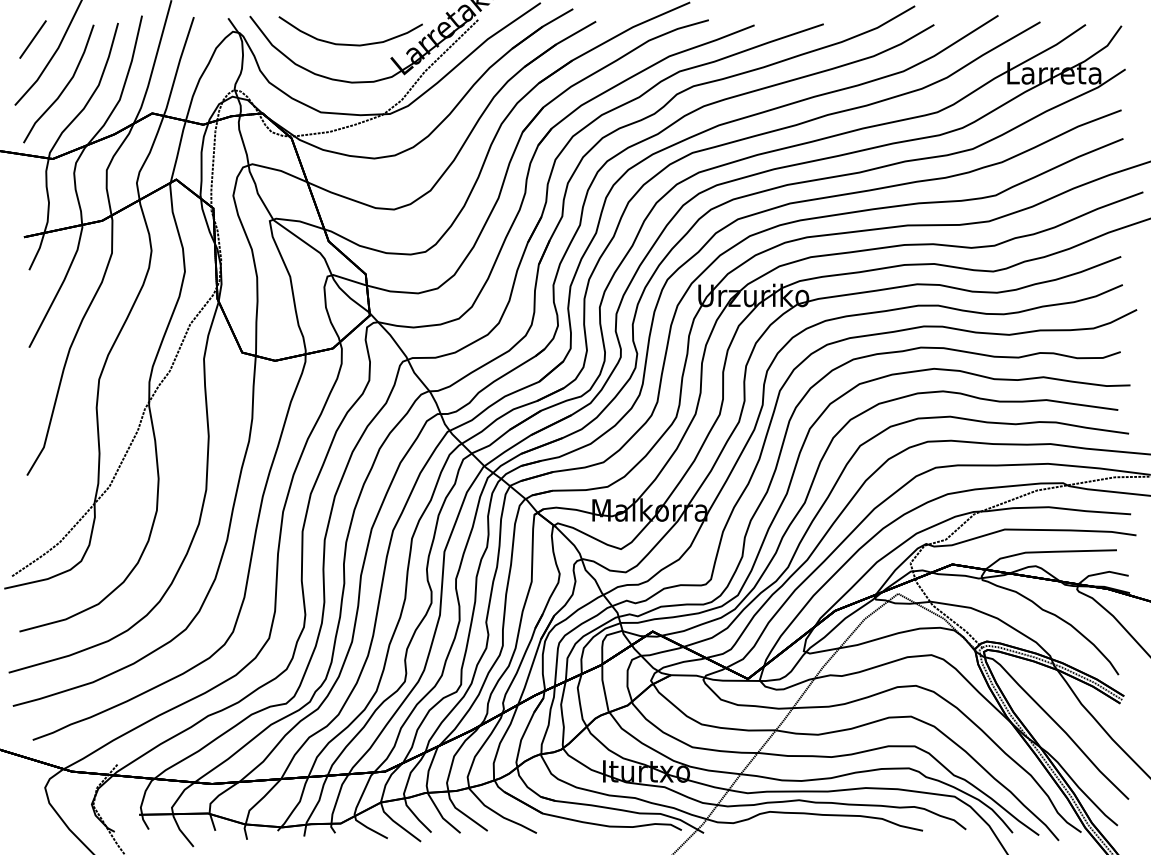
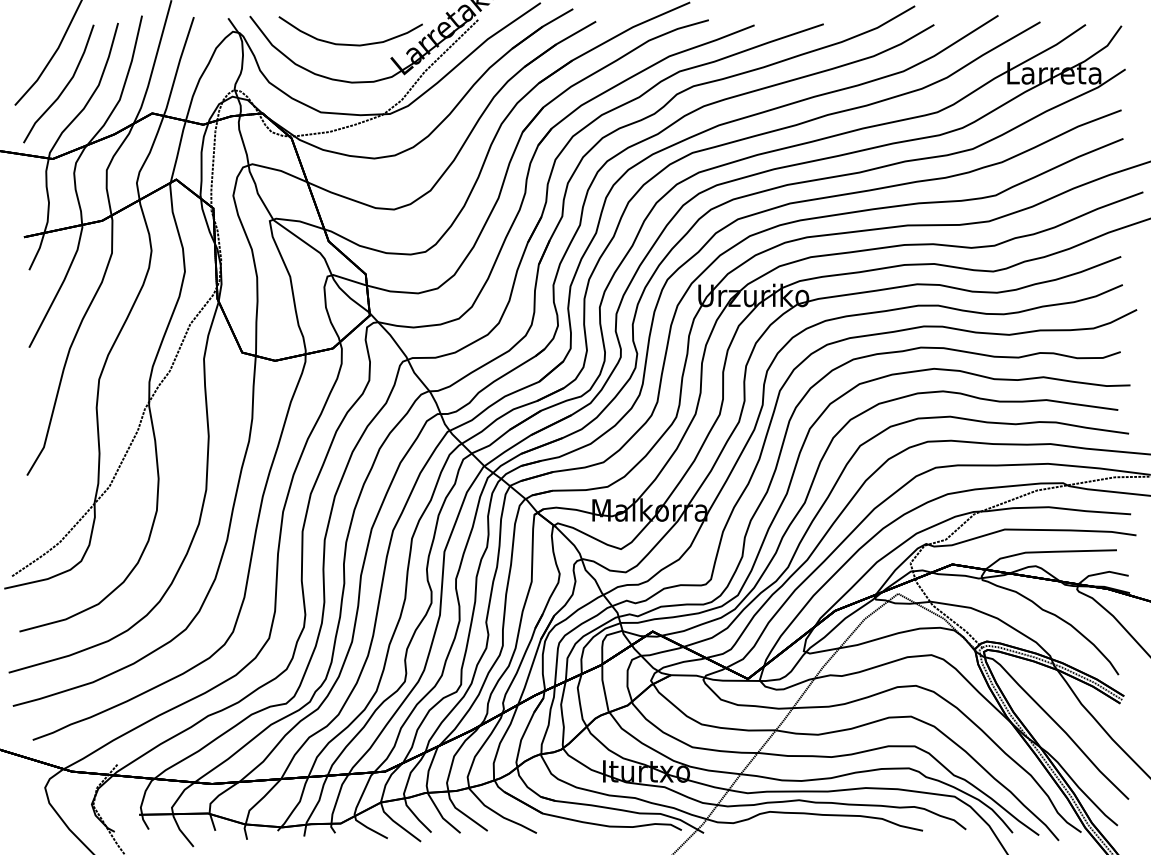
line: present -> none (32, 39)
